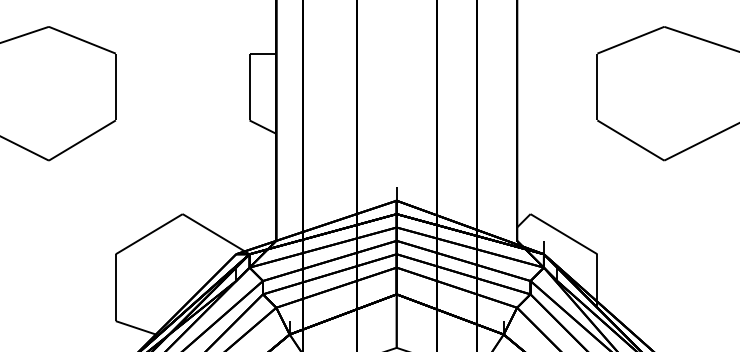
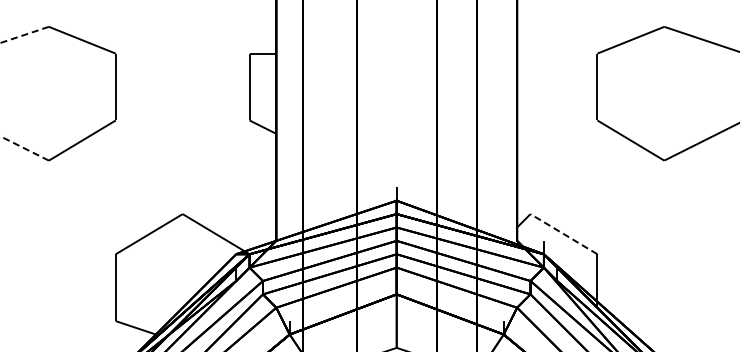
line: solid -> dashed (24, 35)
line: solid -> dashed (24, 148)
line: solid -> dashed (563, 233)
